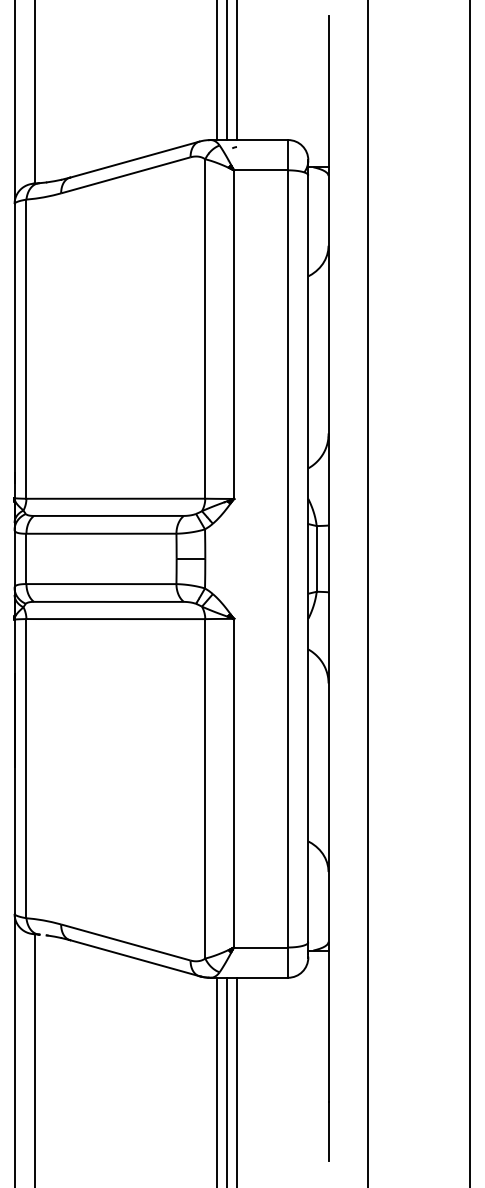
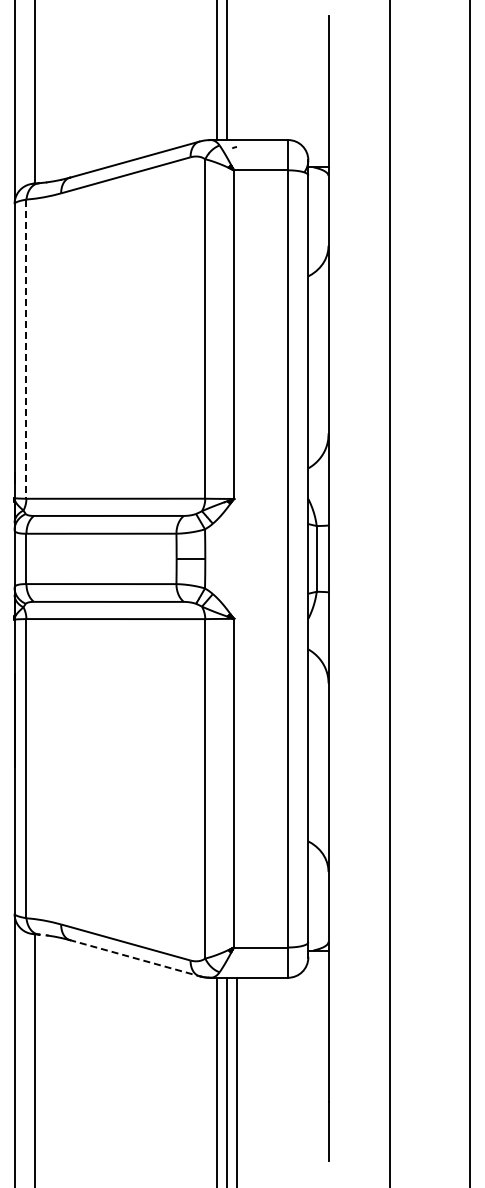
line: present -> none (237, 71)
line: solid -> dashed (26, 349)
line position: (367, 593) -> (389, 593) (389, 593)
line: solid -> dashed (134, 958)
